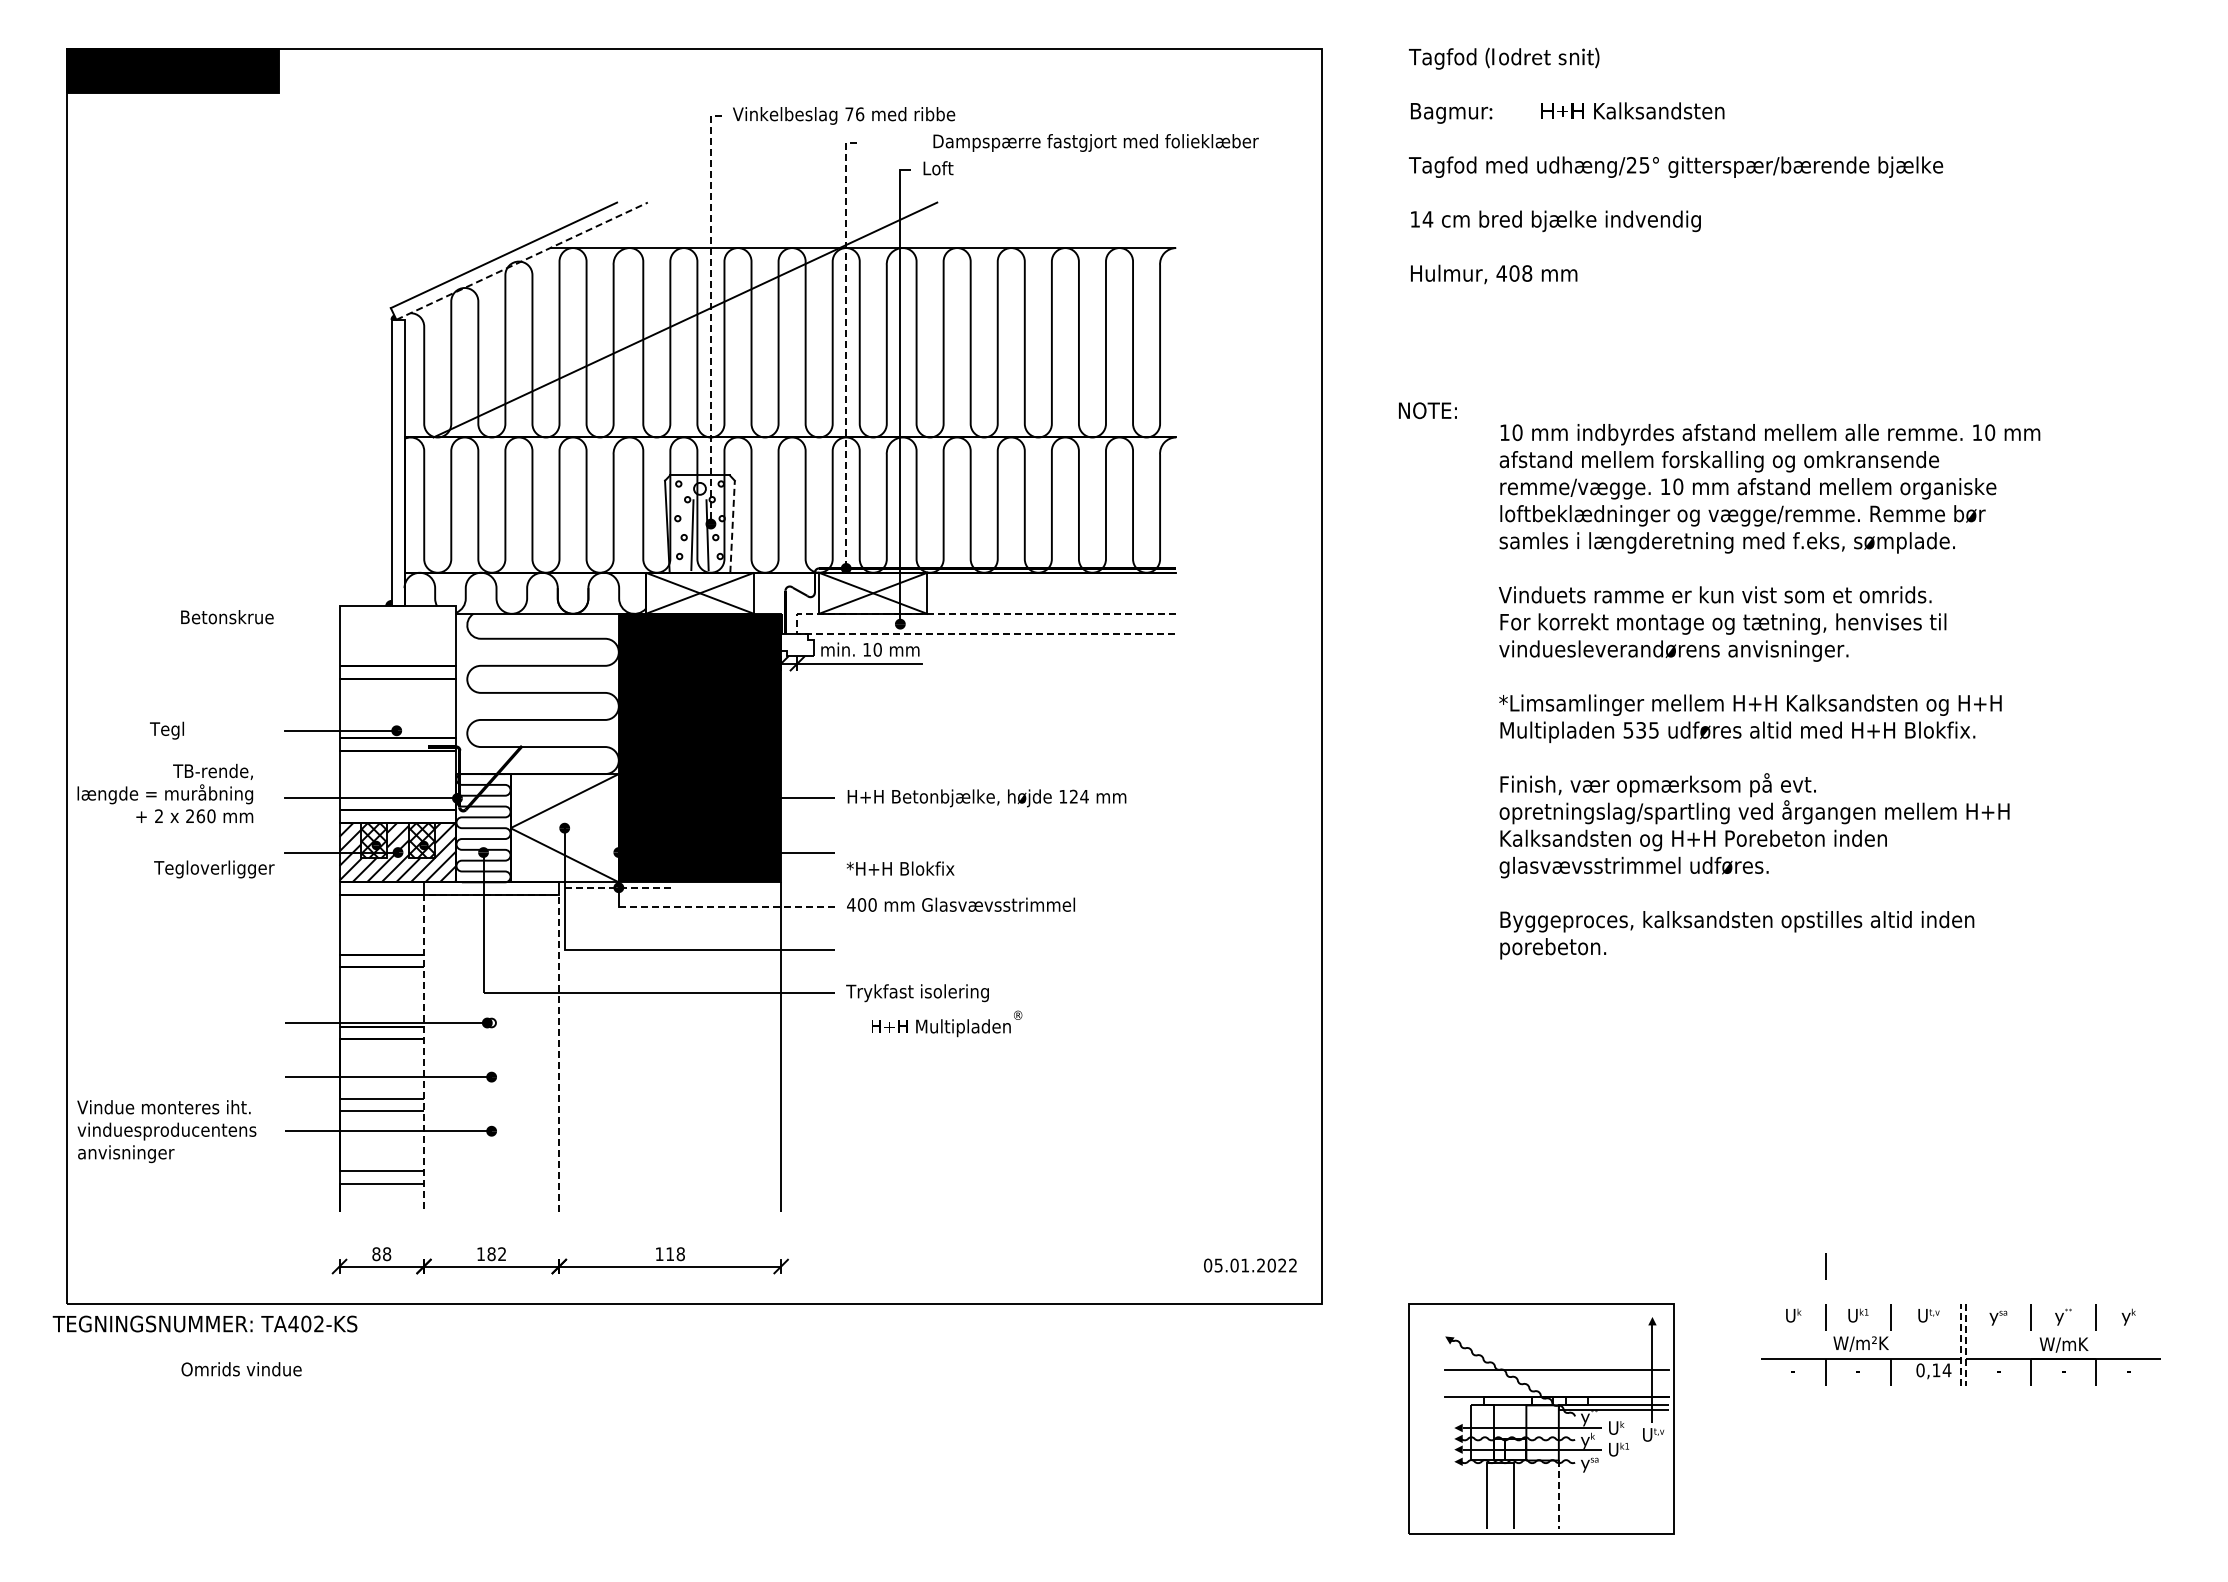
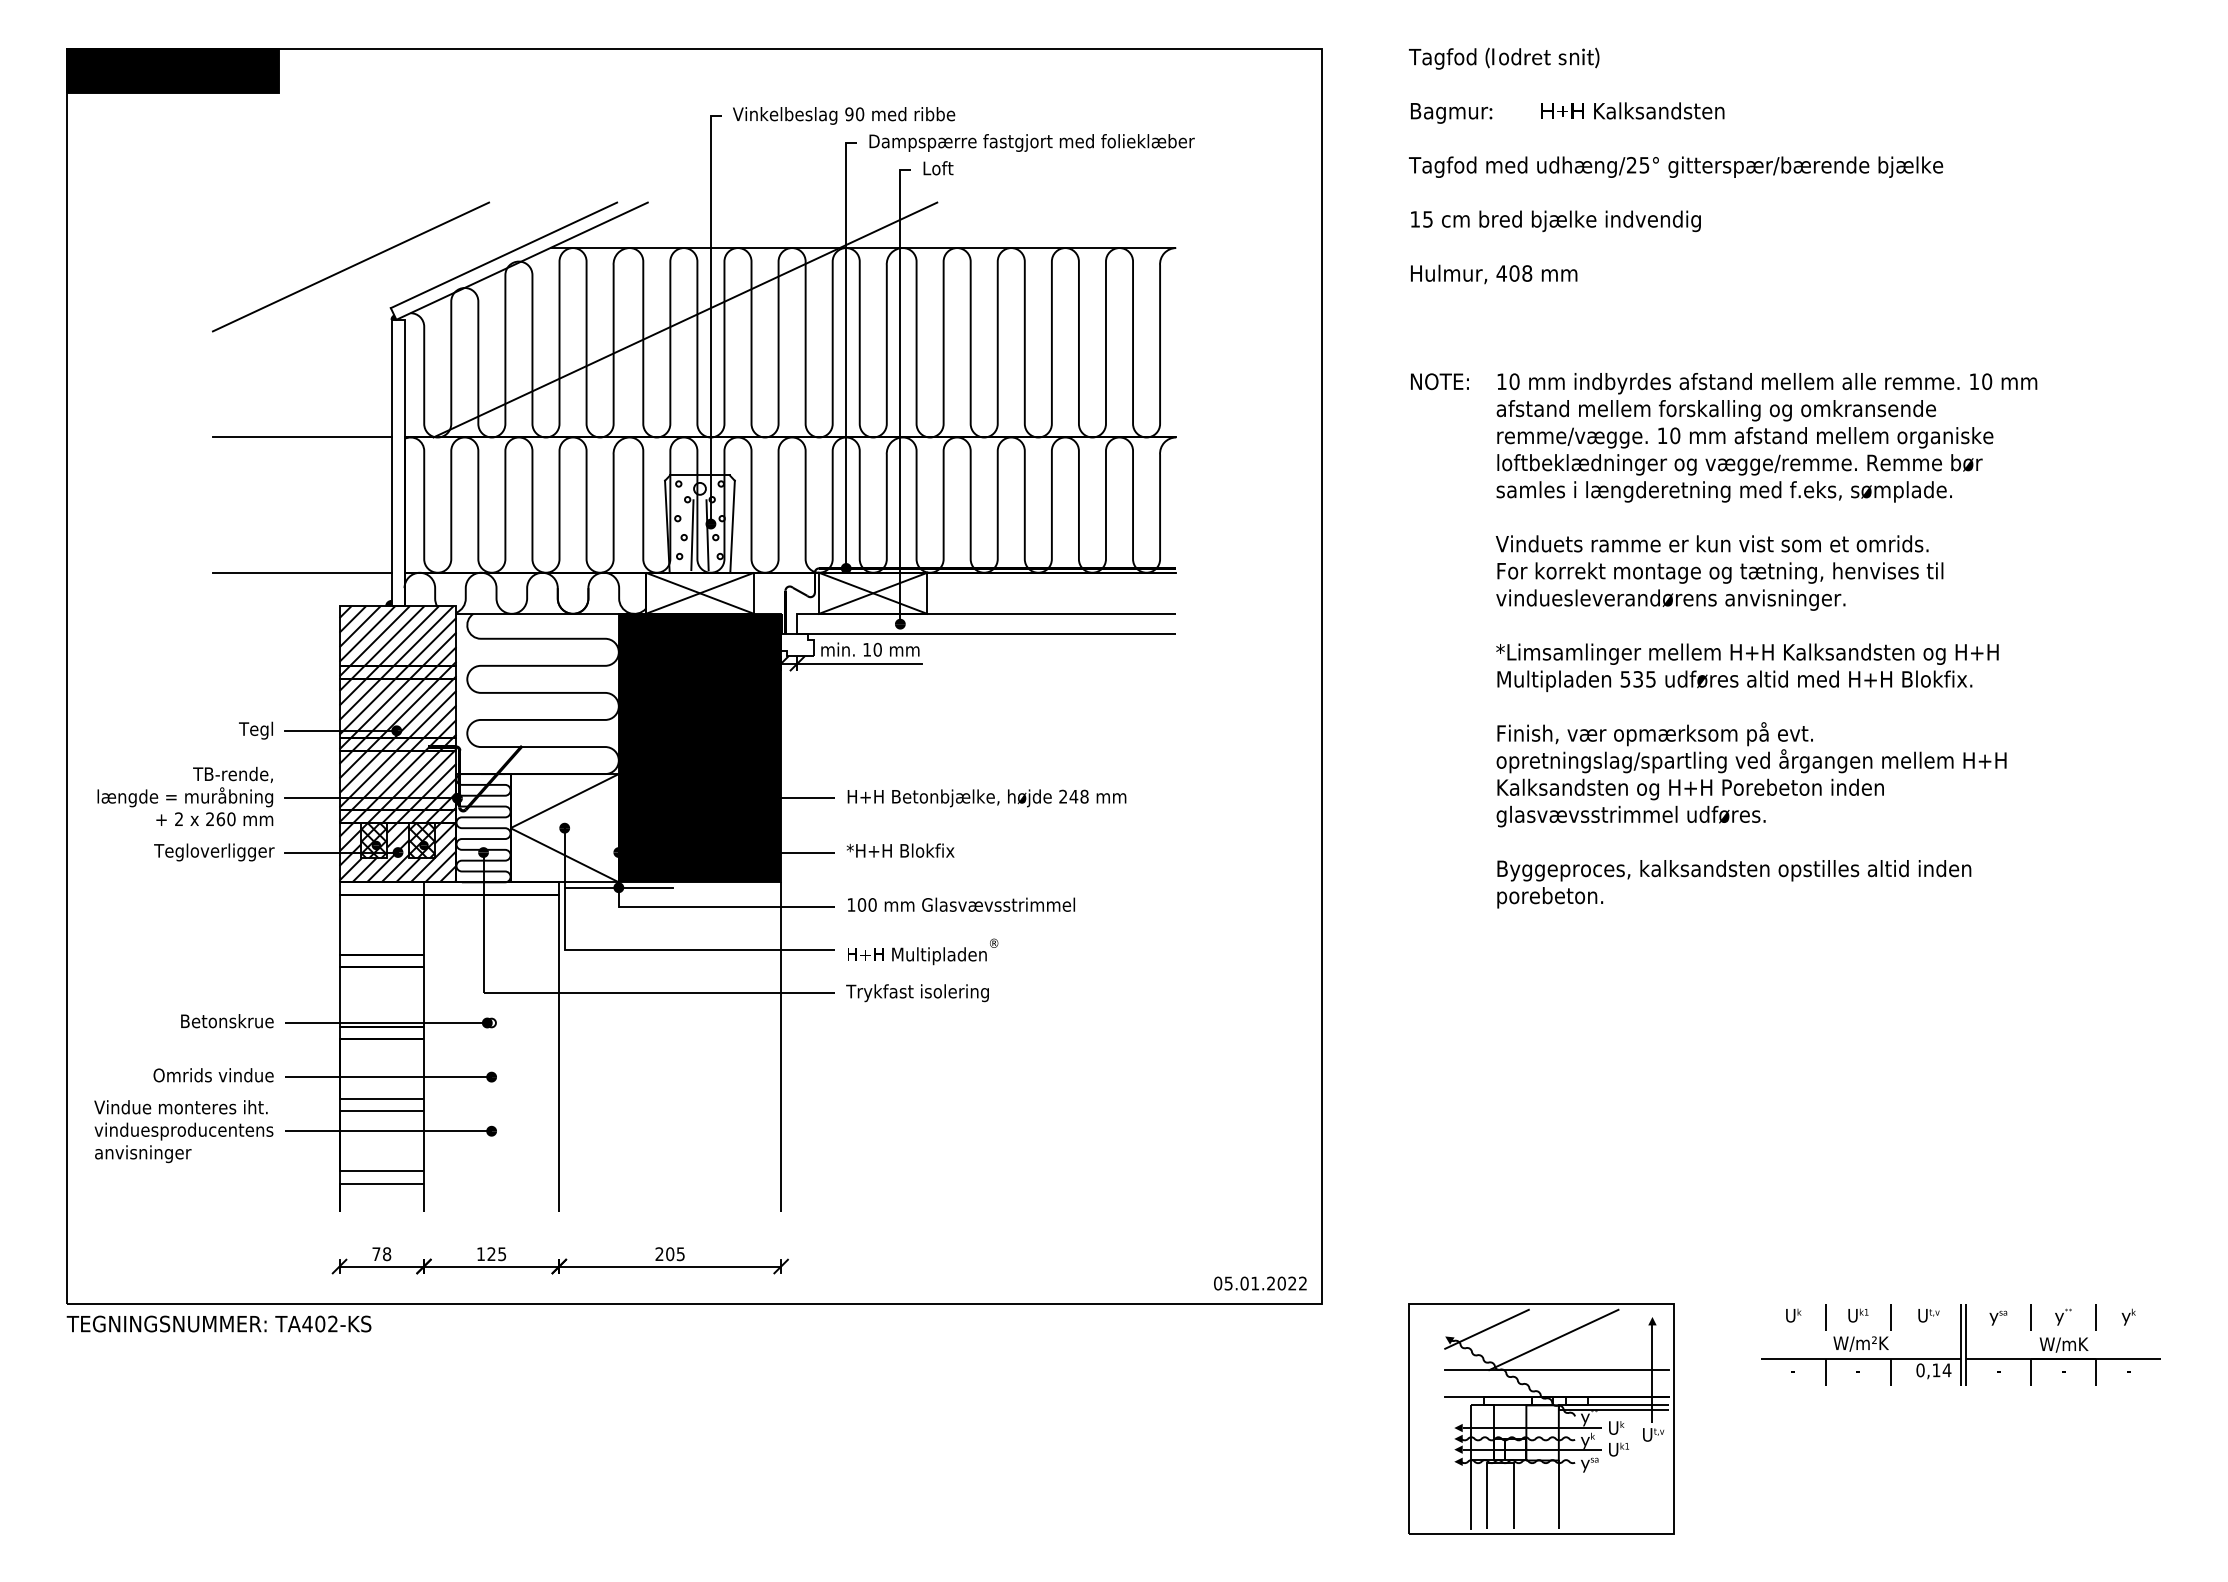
text: 76 -> 90 (854, 114)
text position: (1095, 142) -> (1031, 142) (1031, 142)
text: 14 -> 15 (1427, 219)
line: dashed -> solid (522, 261)
line: none -> present (350, 266)
line: dashed -> solid (710, 314)
line: dashed -> solid (846, 349)
text position: (1427, 410) -> (1439, 381) (1439, 381)
line: none -> present (301, 437)
line: dashed -> solid (732, 526)
line: none -> present (301, 572)
text position: (227, 617) -> (227, 1021) (227, 1021)
line: dashed -> solid (797, 624)
text position: (1769, 691) -> (1766, 640) (1766, 640)
hatch: none -> present (397, 714)
text position: (166, 730) -> (255, 730) (255, 730)
text position: (165, 793) -> (185, 796) (185, 796)
text: 124 -> 248 (1073, 796)
text position: (900, 868) -> (900, 850) (900, 850)
text position: (214, 869) -> (214, 852) (214, 852)
line: dashed -> solid (619, 887)
line: dashed -> solid (491, 895)
text: 400 -> 100 (851, 904)
line: dashed -> solid (727, 906)
text position: (947, 1023) -> (923, 951) (923, 951)
text position: (166, 1131) -> (183, 1131) (183, 1131)
text: 88 -> 78 (376, 1254)
text: 182 -> 125 (496, 1254)
text: 118 -> 205 (669, 1254)
text position: (1250, 1265) -> (1260, 1283) (1260, 1283)
line: present -> none (1825, 1266)
text position: (204, 1323) -> (218, 1323) (218, 1323)
line: none -> present (1486, 1328)
line: none -> present (1553, 1339)
line: dashed -> solid (1960, 1345)
line: dashed -> solid (1966, 1345)
text position: (241, 1369) -> (213, 1075) (213, 1075)
line: none -> present (1470, 1494)
line: dashed -> solid (1558, 1495)
